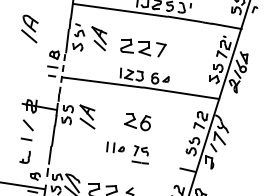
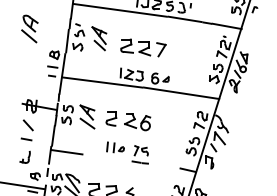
line: dashed -> solid (62, 73)
part: none -> present (111, 118)
line: none -> present (66, 152)
